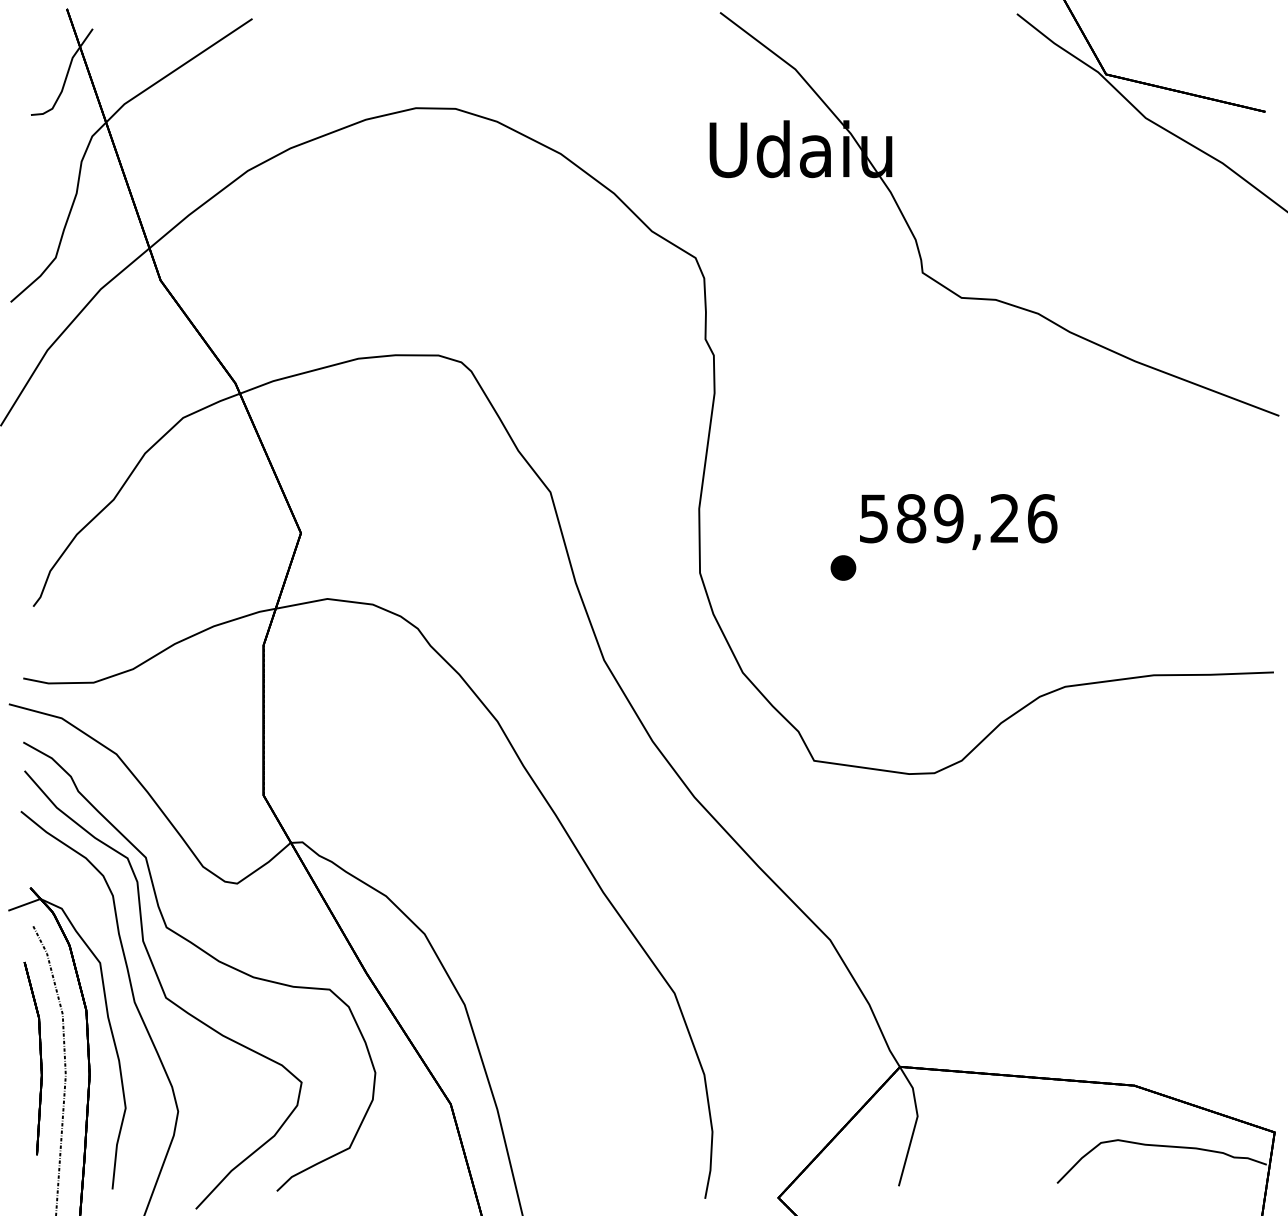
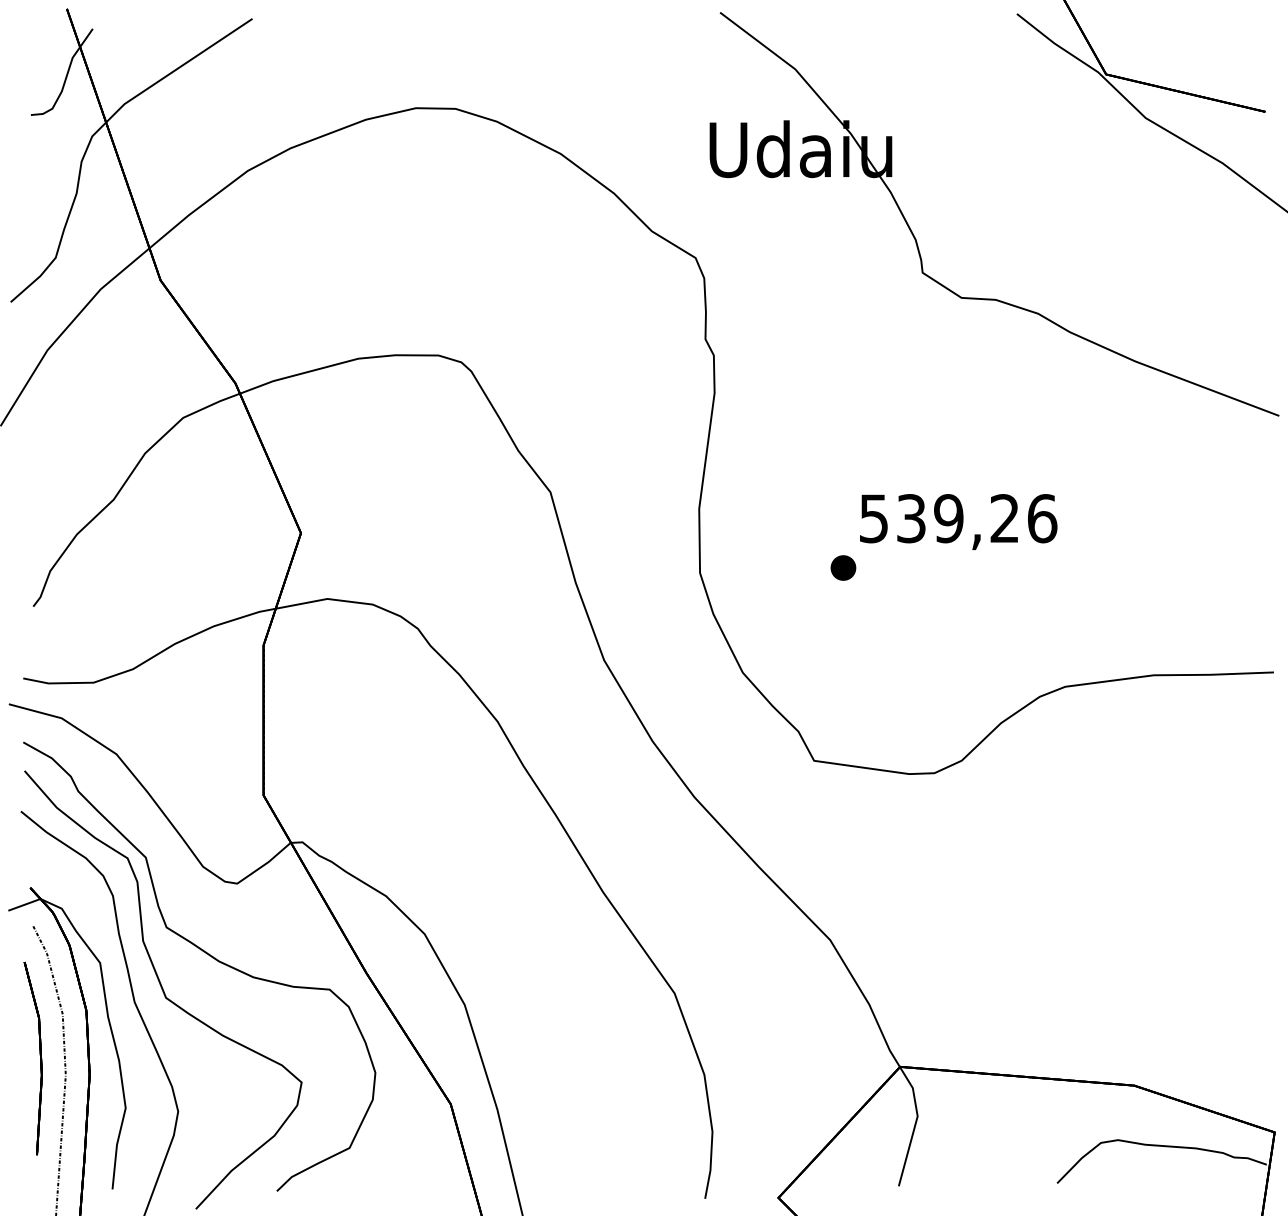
text: 589,26 -> 539,26 (911, 518)
